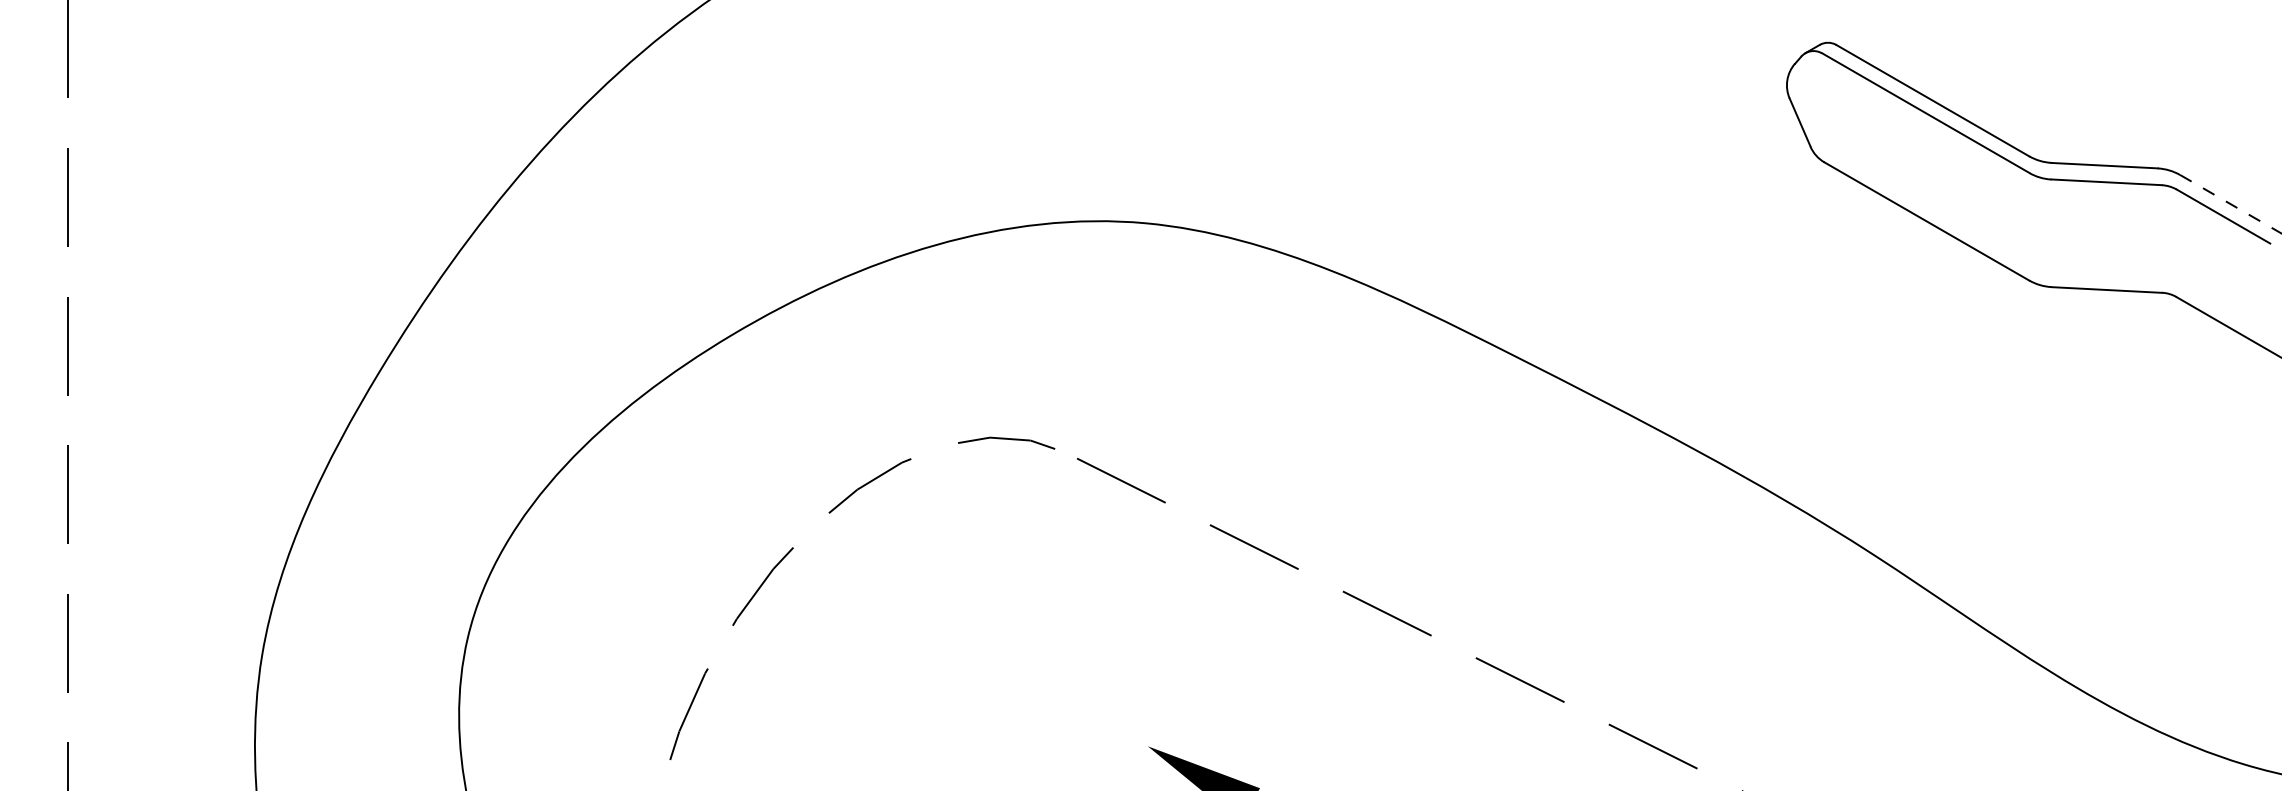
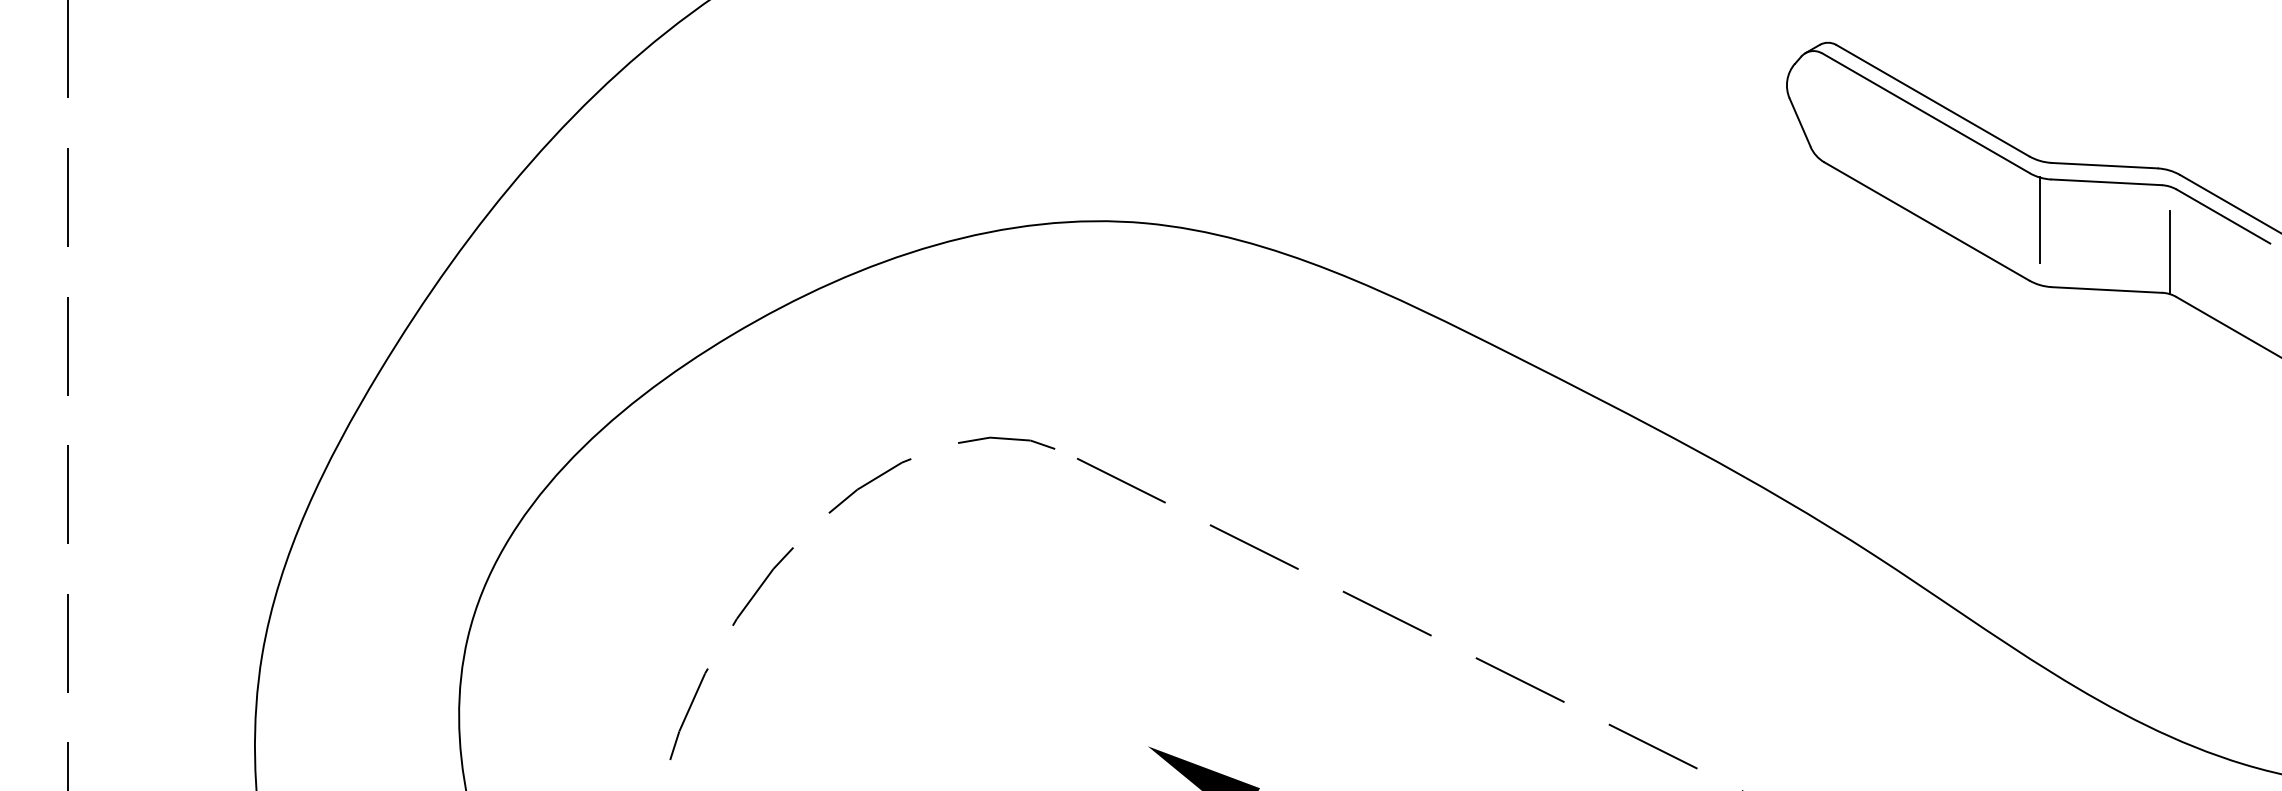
line: dashed -> solid (2231, 204)
line: none -> present (2040, 219)
line: none -> present (2169, 252)
